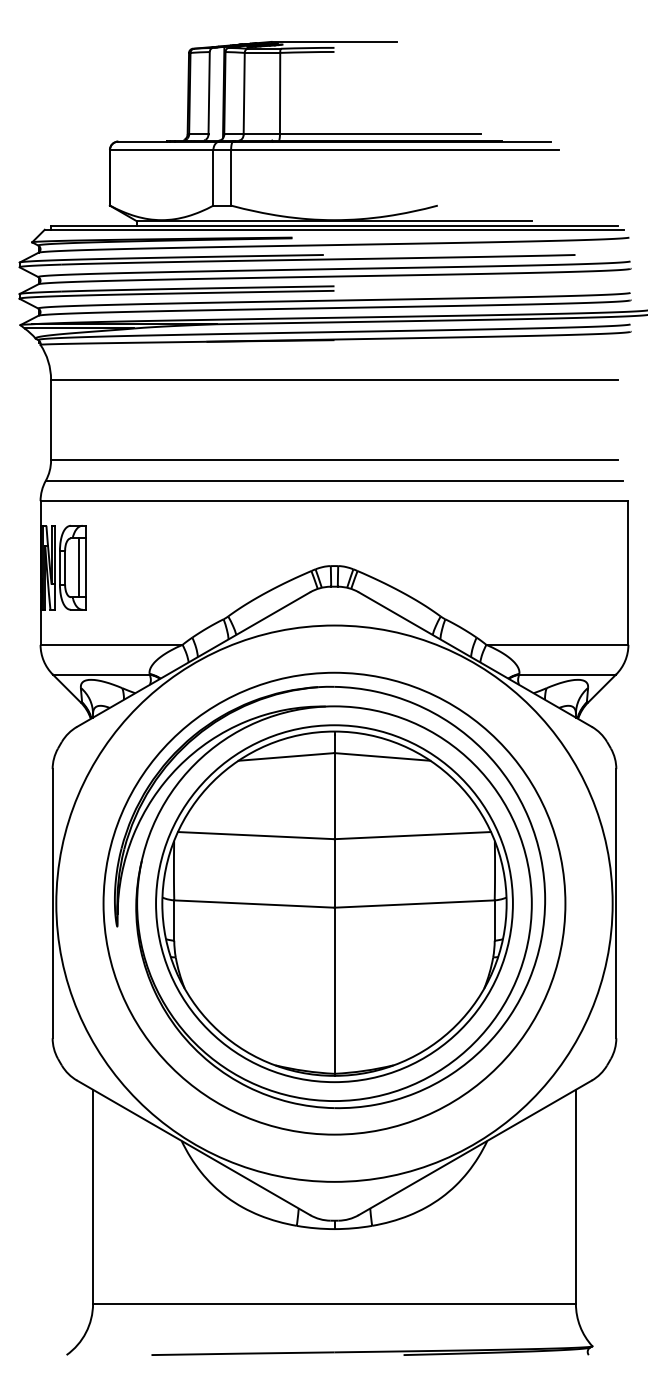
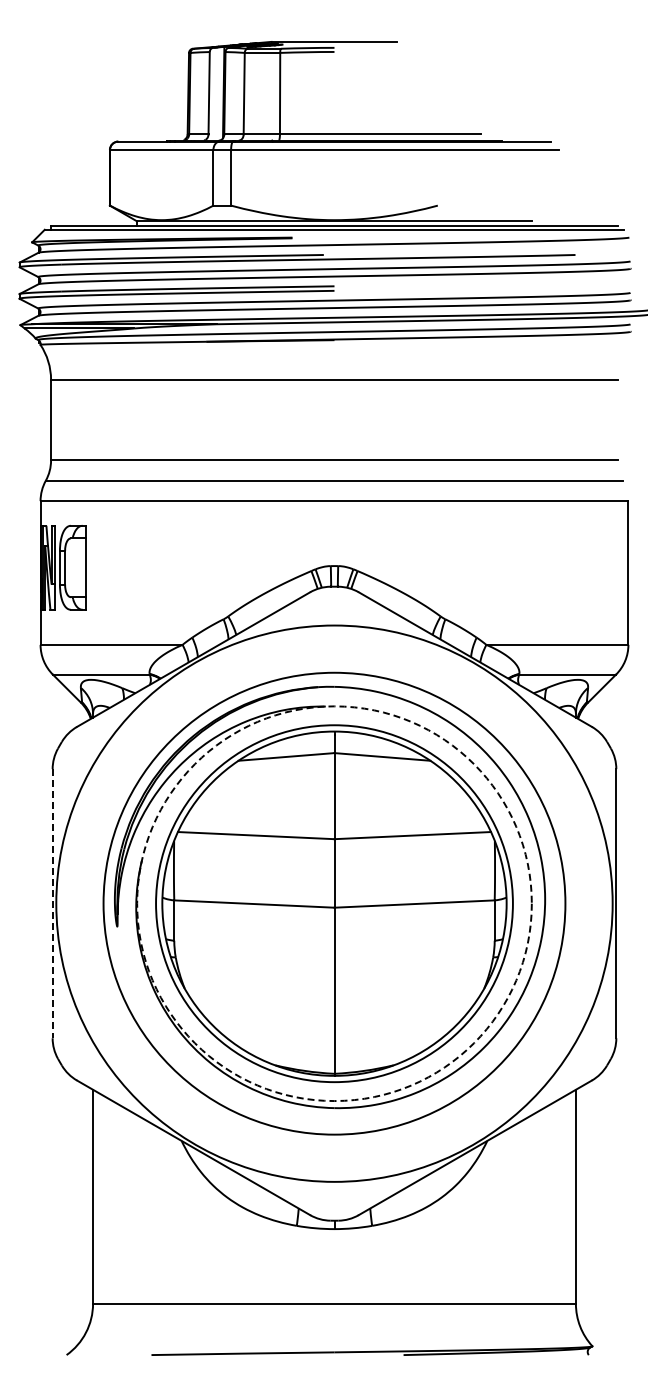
line: present -> none (78, 567)
line: solid -> dashed (52, 903)
circle: solid -> dashed (334, 903)
